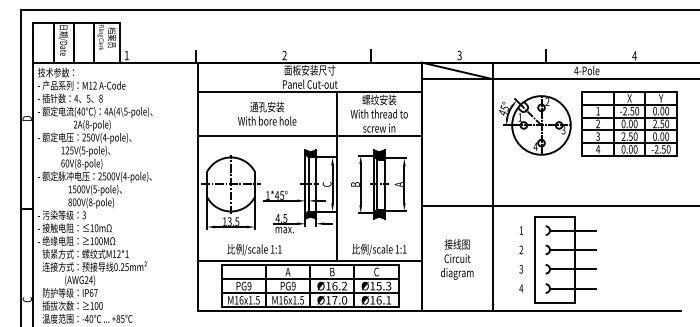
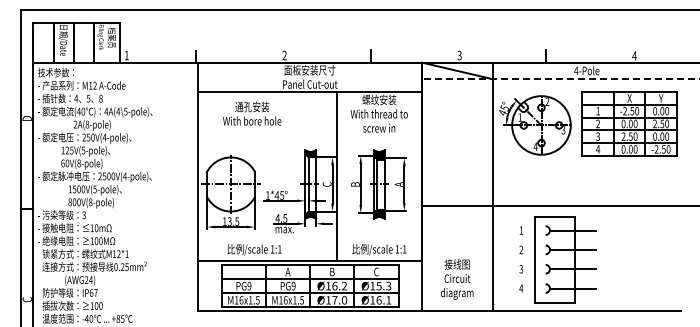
line: solid -> dashed (561, 79)
text position: (267, 113) -> (252, 113) (252, 113)
line: present -> none (309, 136)
text position: (457, 259) -> (457, 279) (457, 279)
